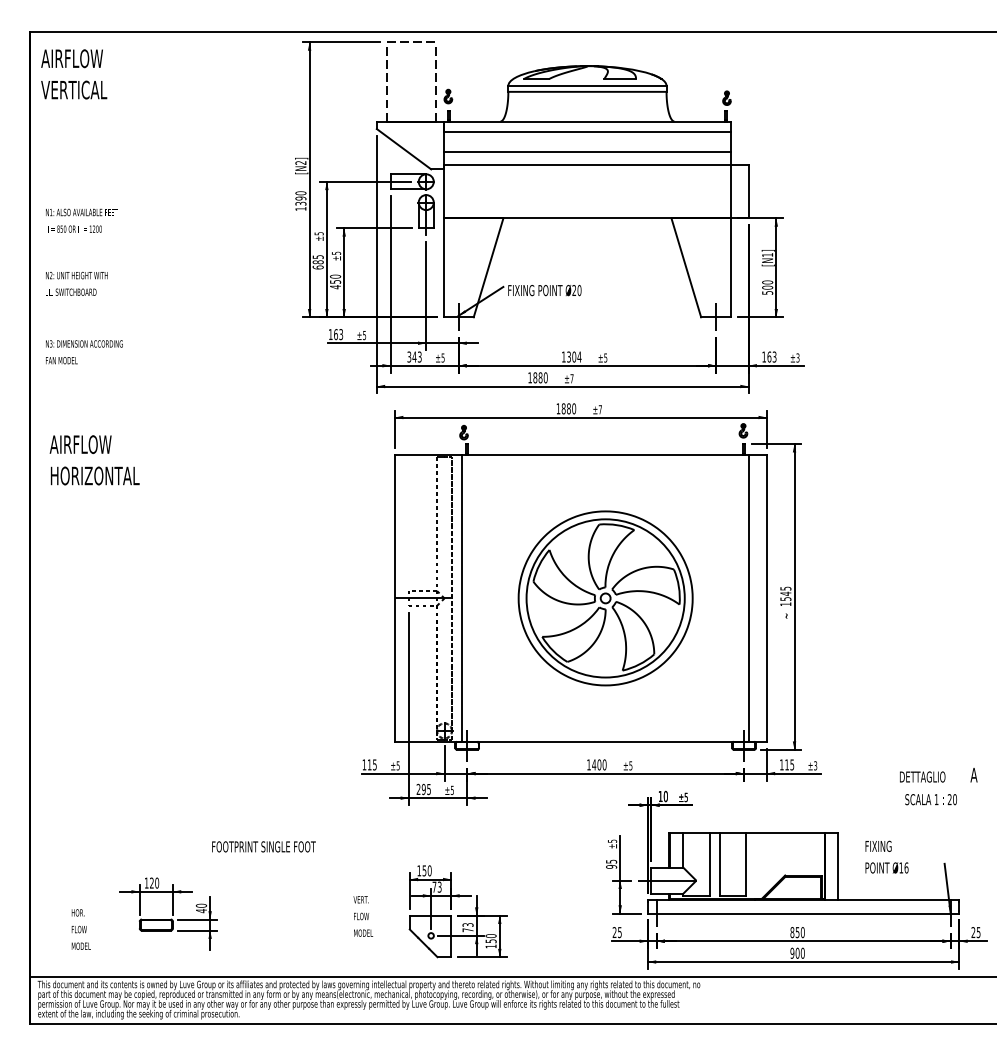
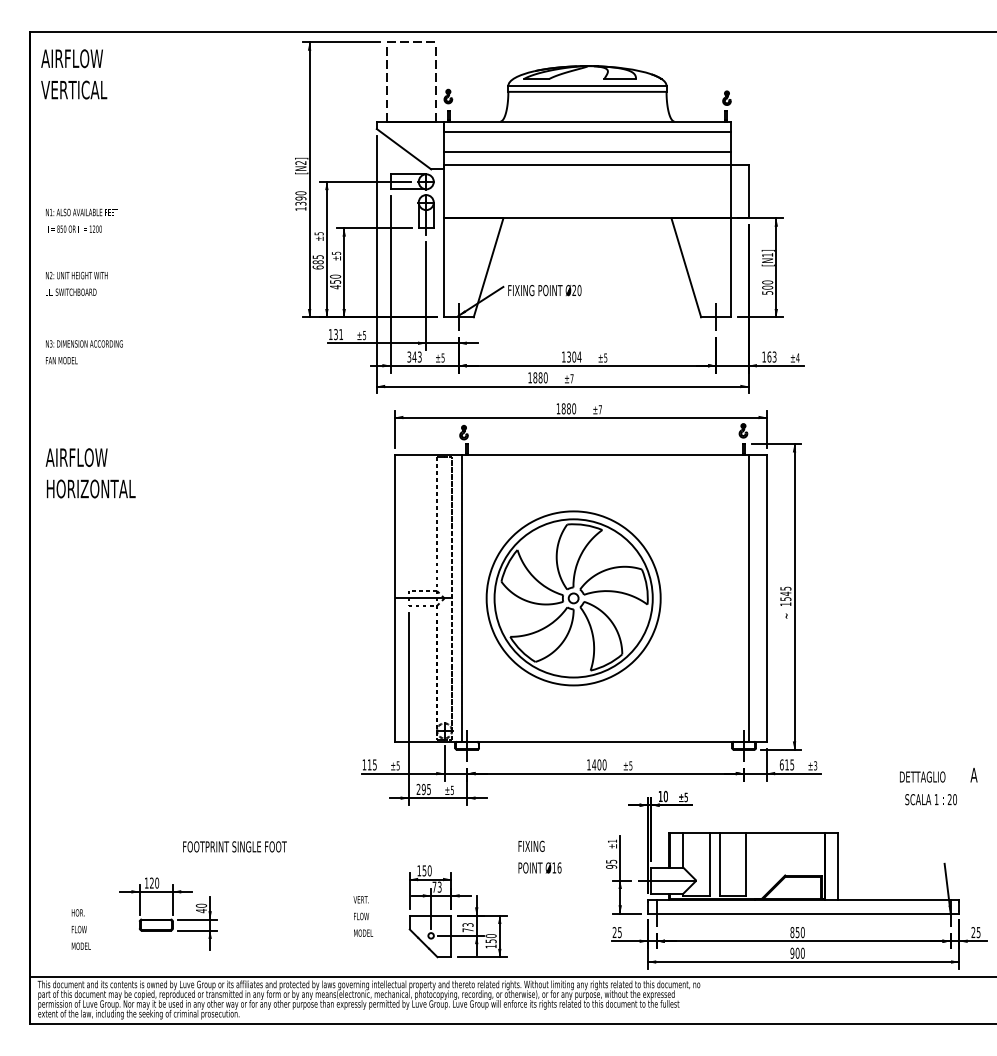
text: 163 -> 131 (338, 334)
text: ±3 -> ±4 (797, 357)
text position: (94, 460) -> (90, 473) (90, 473)
part position: (605, 598) -> (573, 598) (573, 598)
text: 115 -> 615 (781, 764)
text: ±5 -> ±1 (612, 840)
text position: (263, 846) -> (234, 846) (234, 846)
text position: (886, 856) -> (539, 856) (539, 856)
